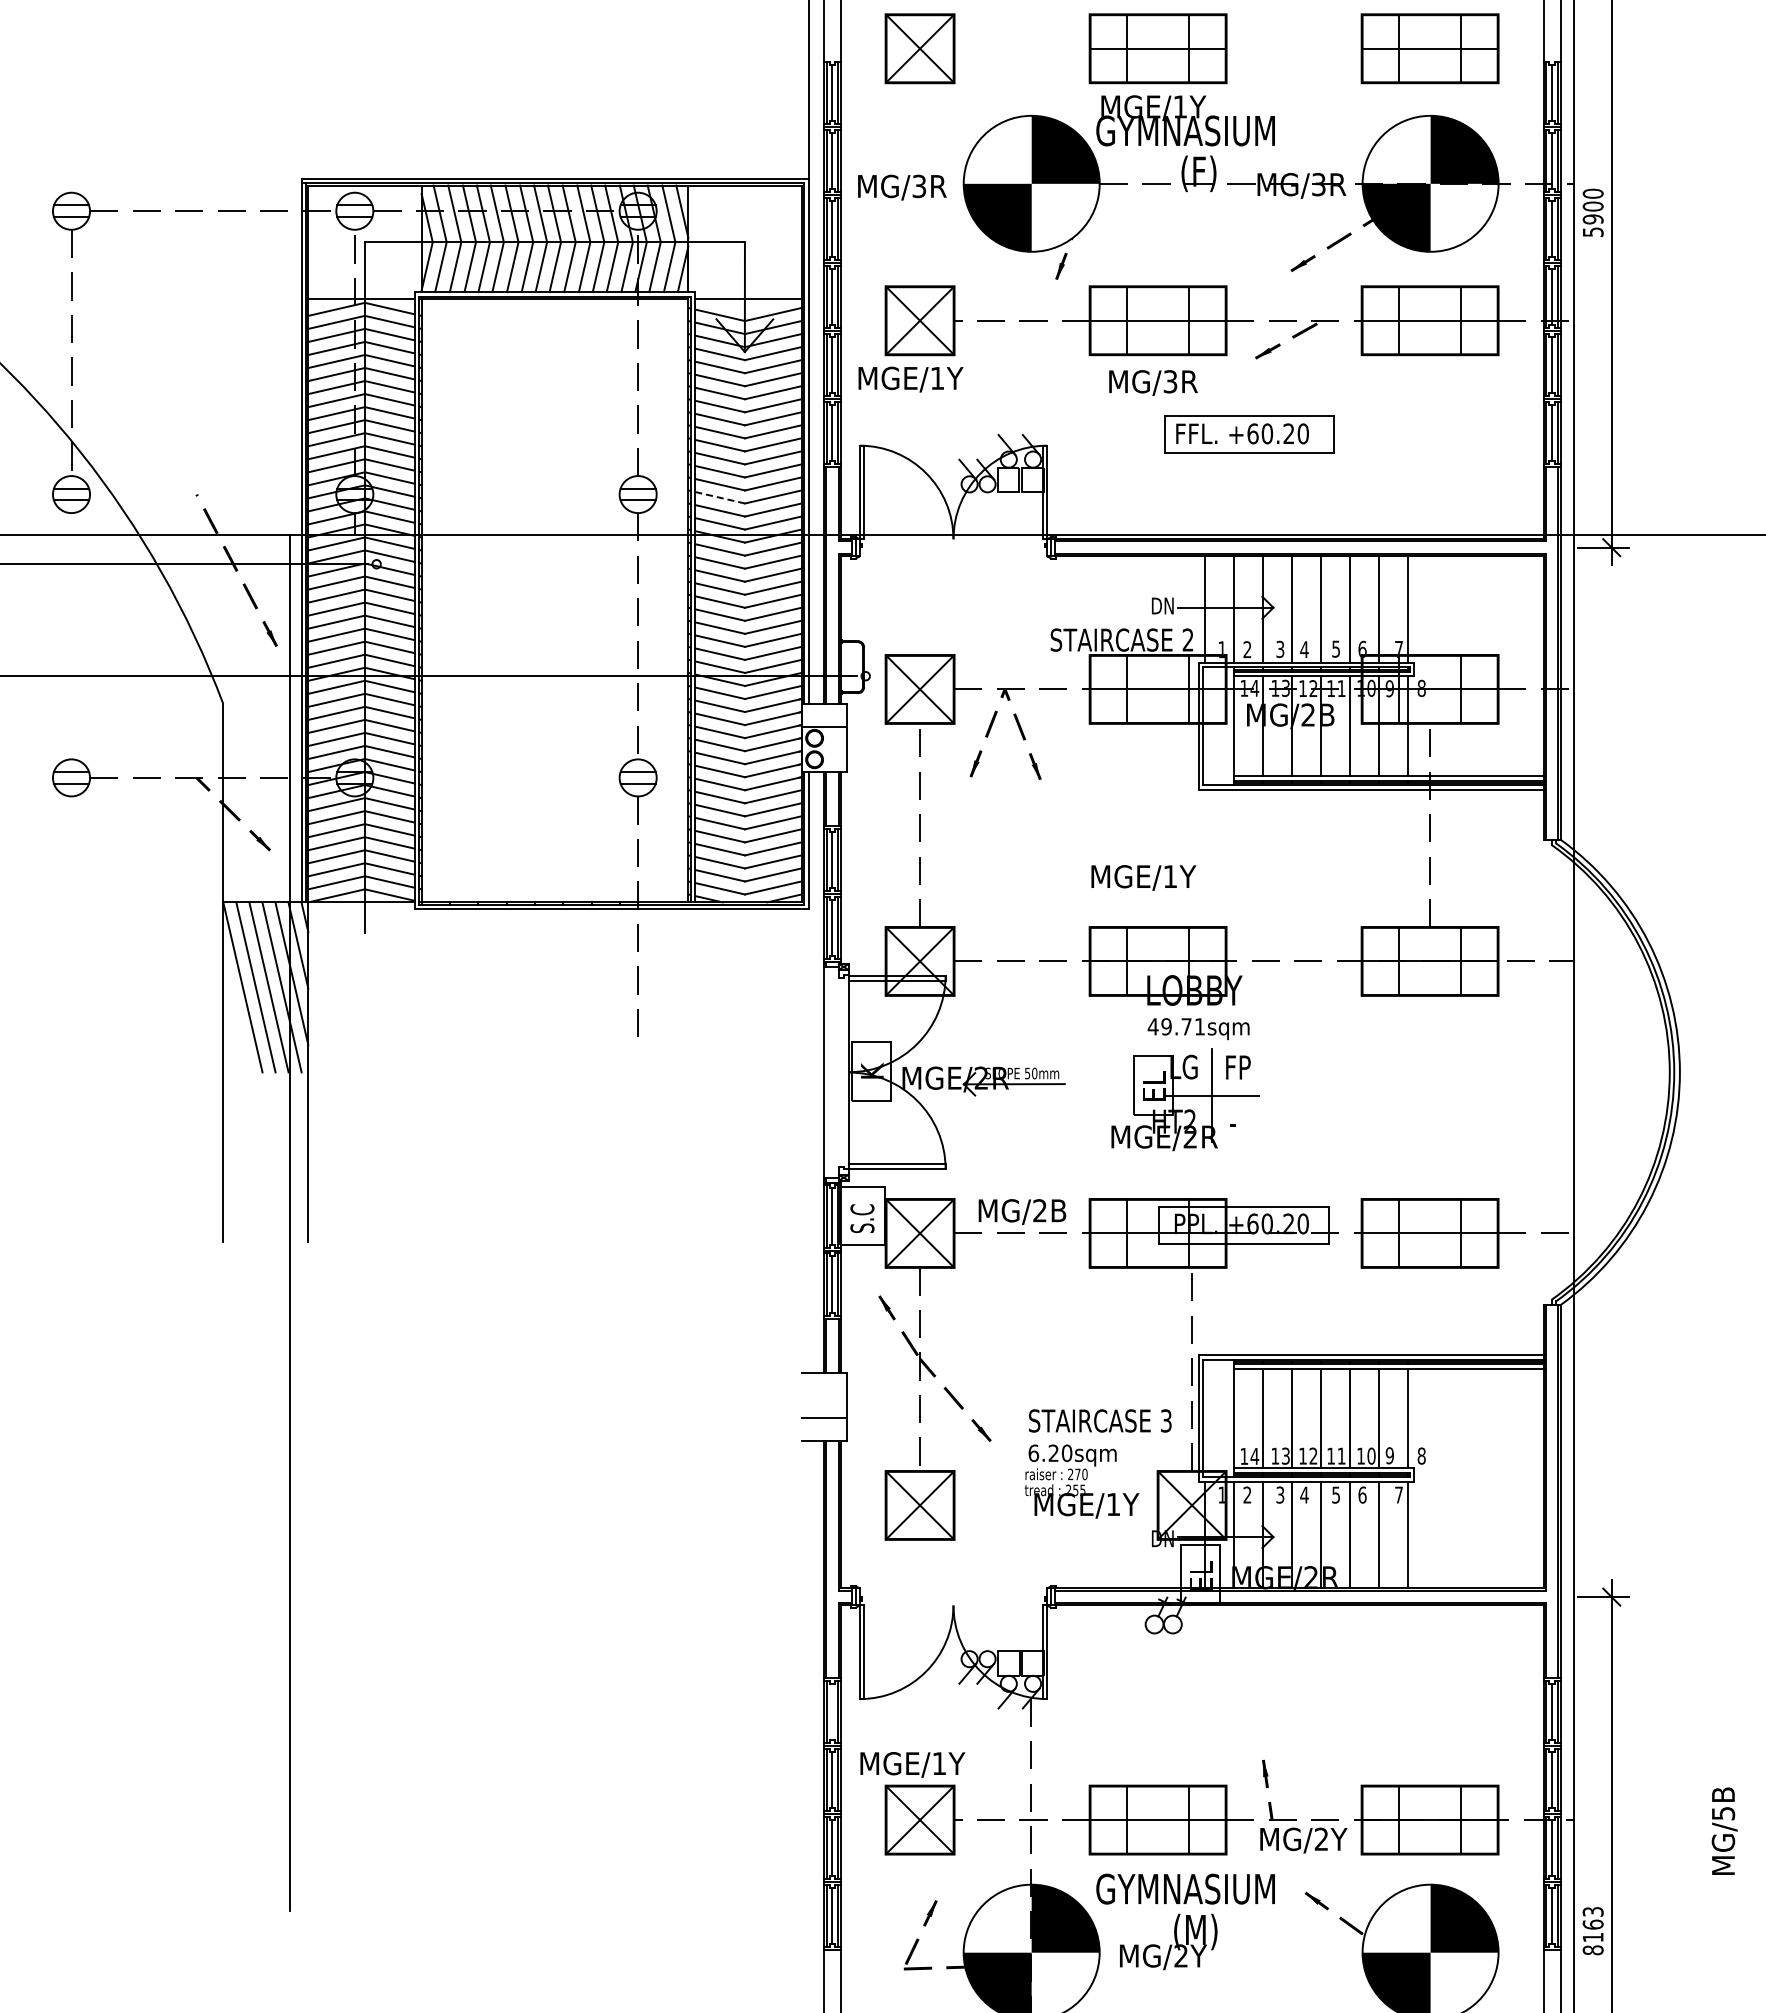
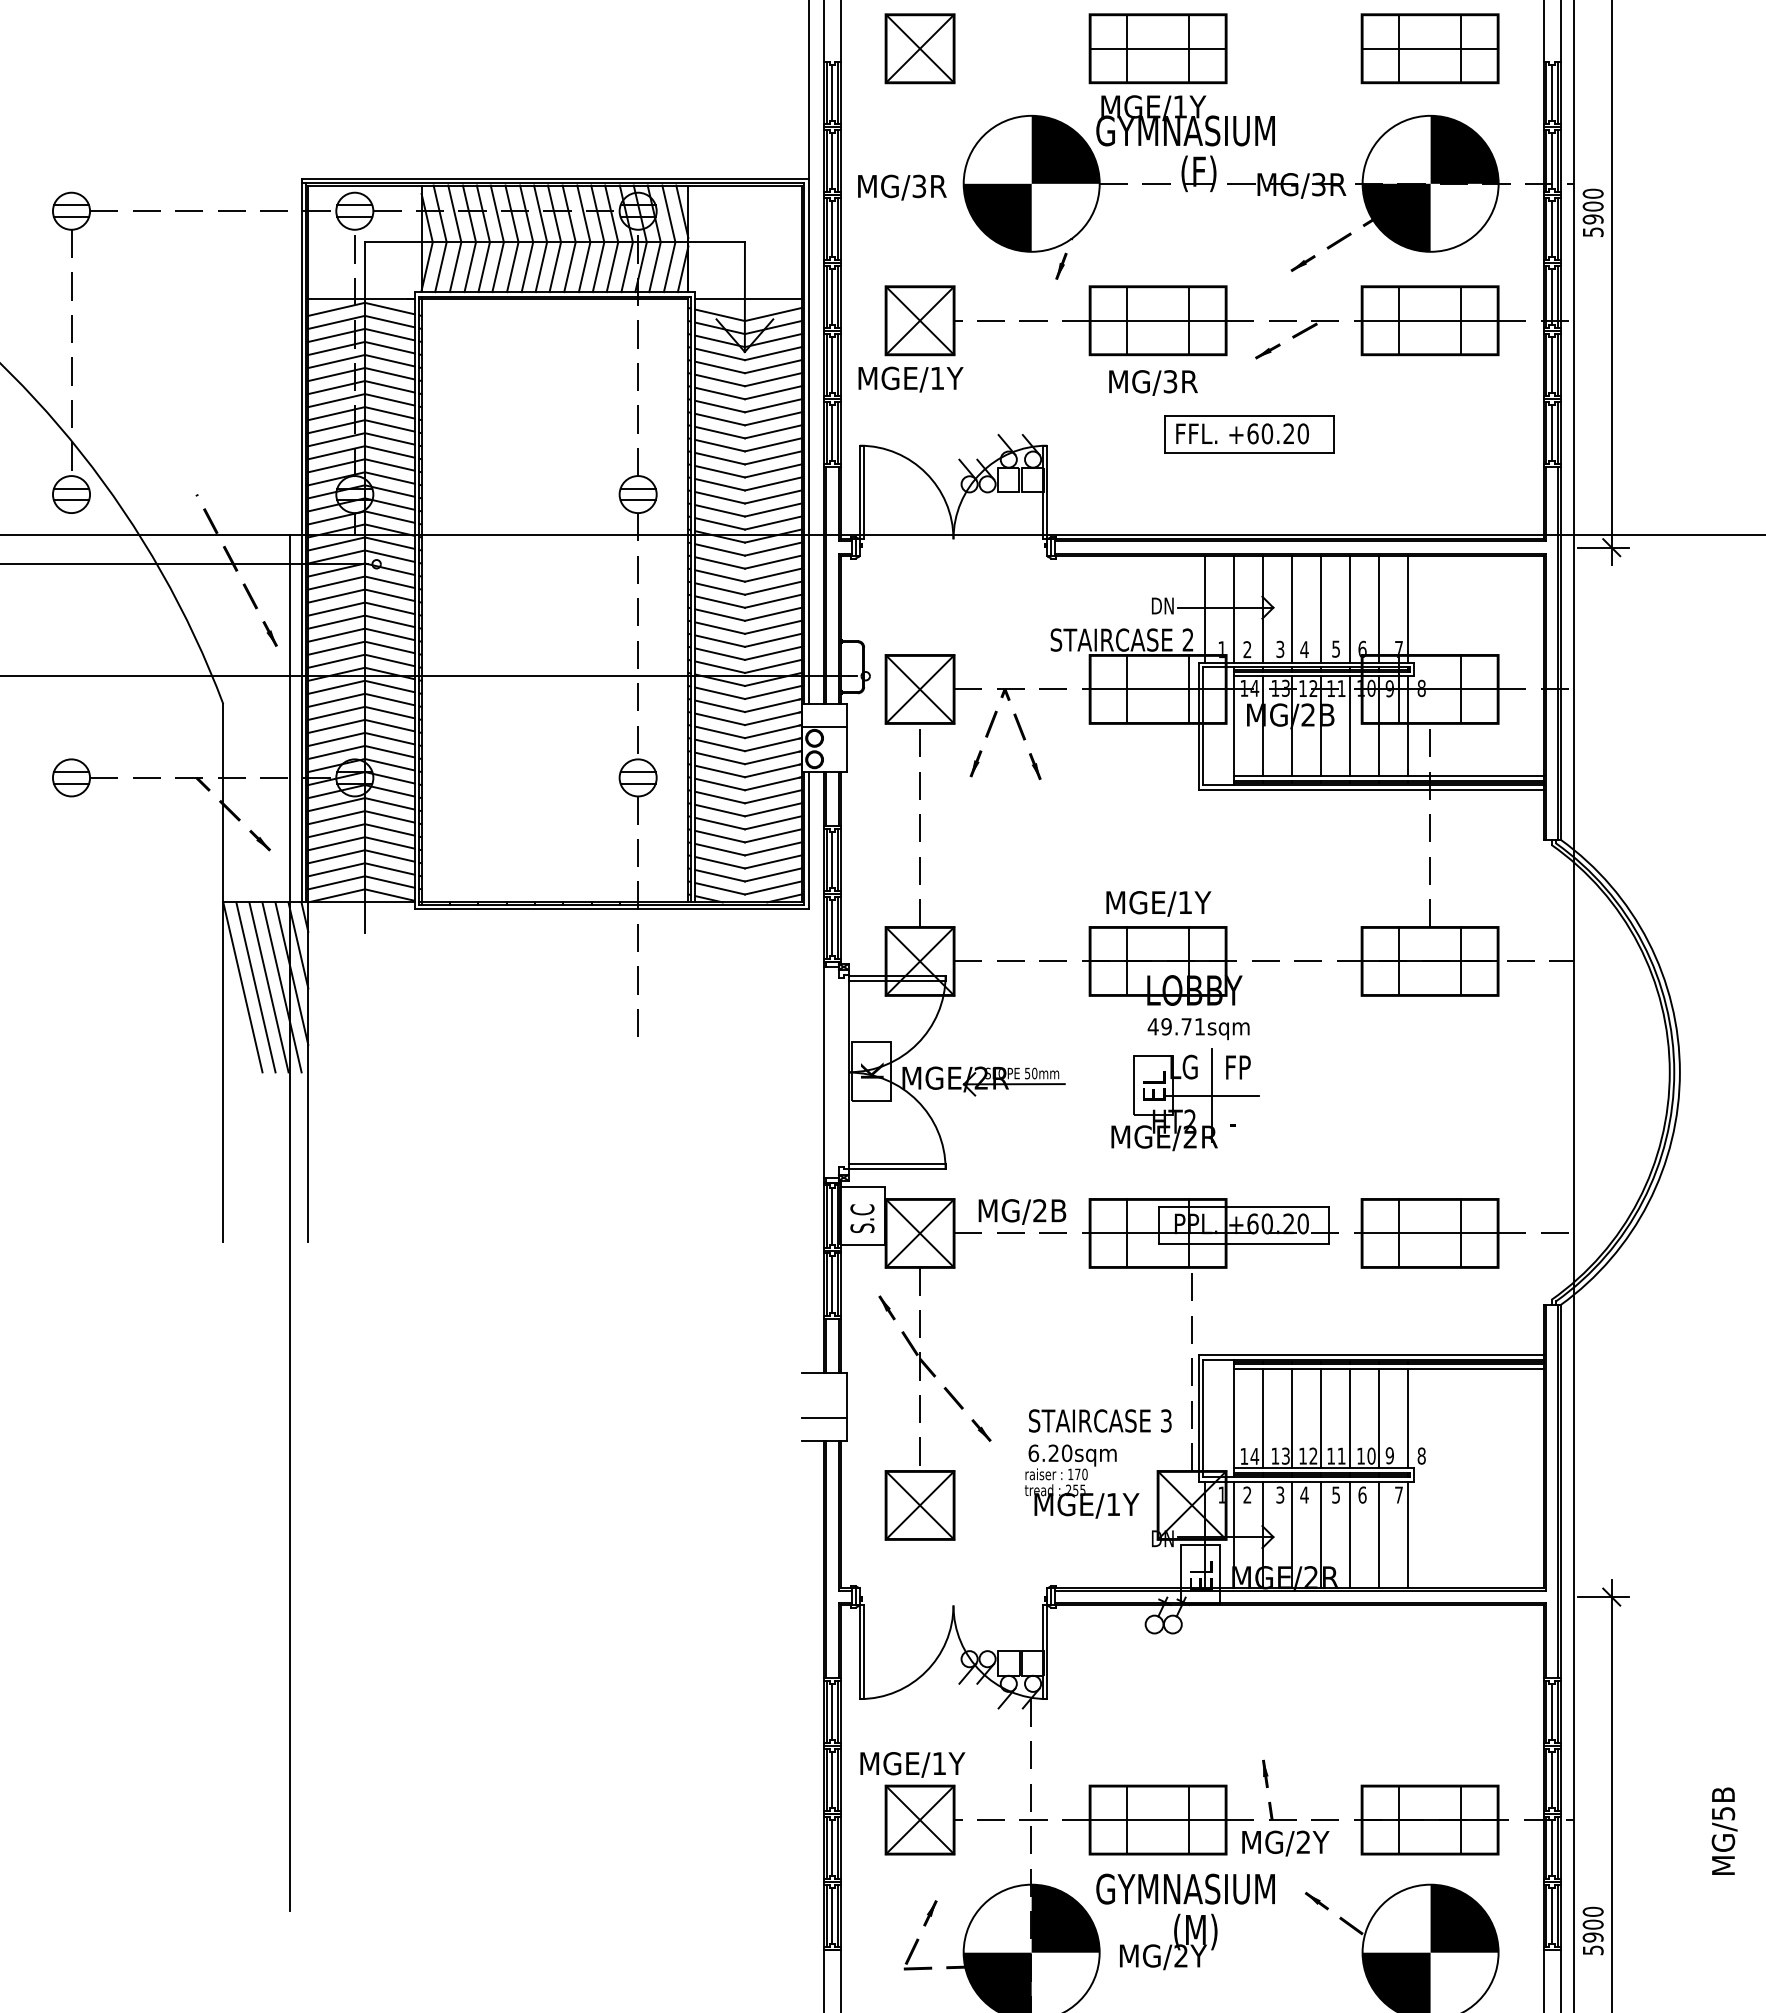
line: dashed -> solid (720, 497)
text position: (1143, 877) -> (1158, 903) (1158, 903)
text: 270 -> 170 (1070, 1473)
line: none -> present (832, 1711)
text position: (1303, 1840) -> (1285, 1843) (1285, 1843)
text: 8163 -> 5900 (1592, 1930)
